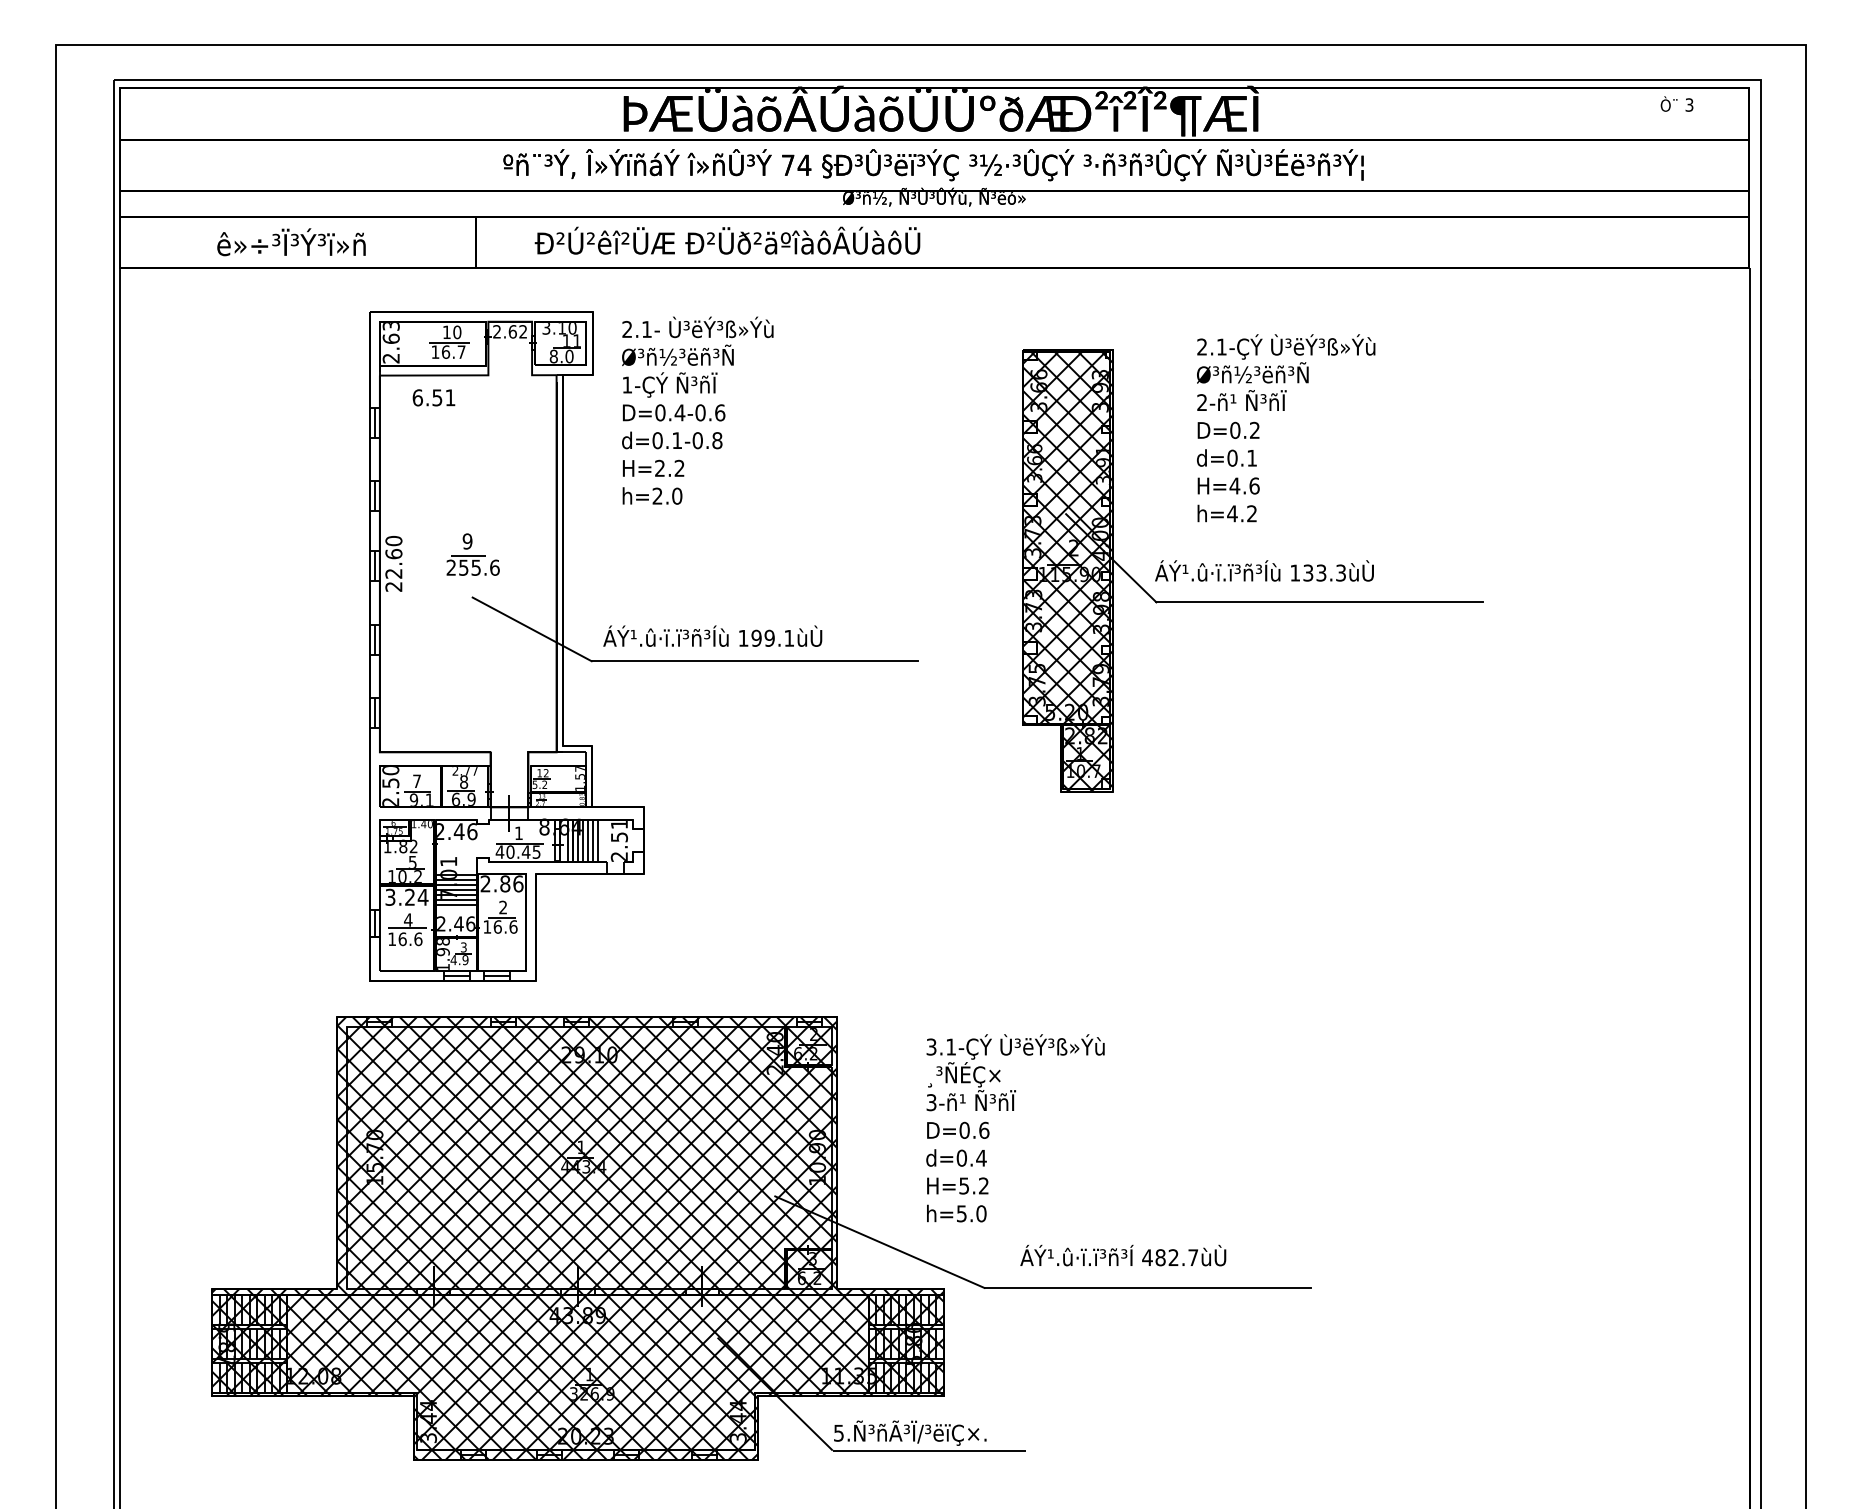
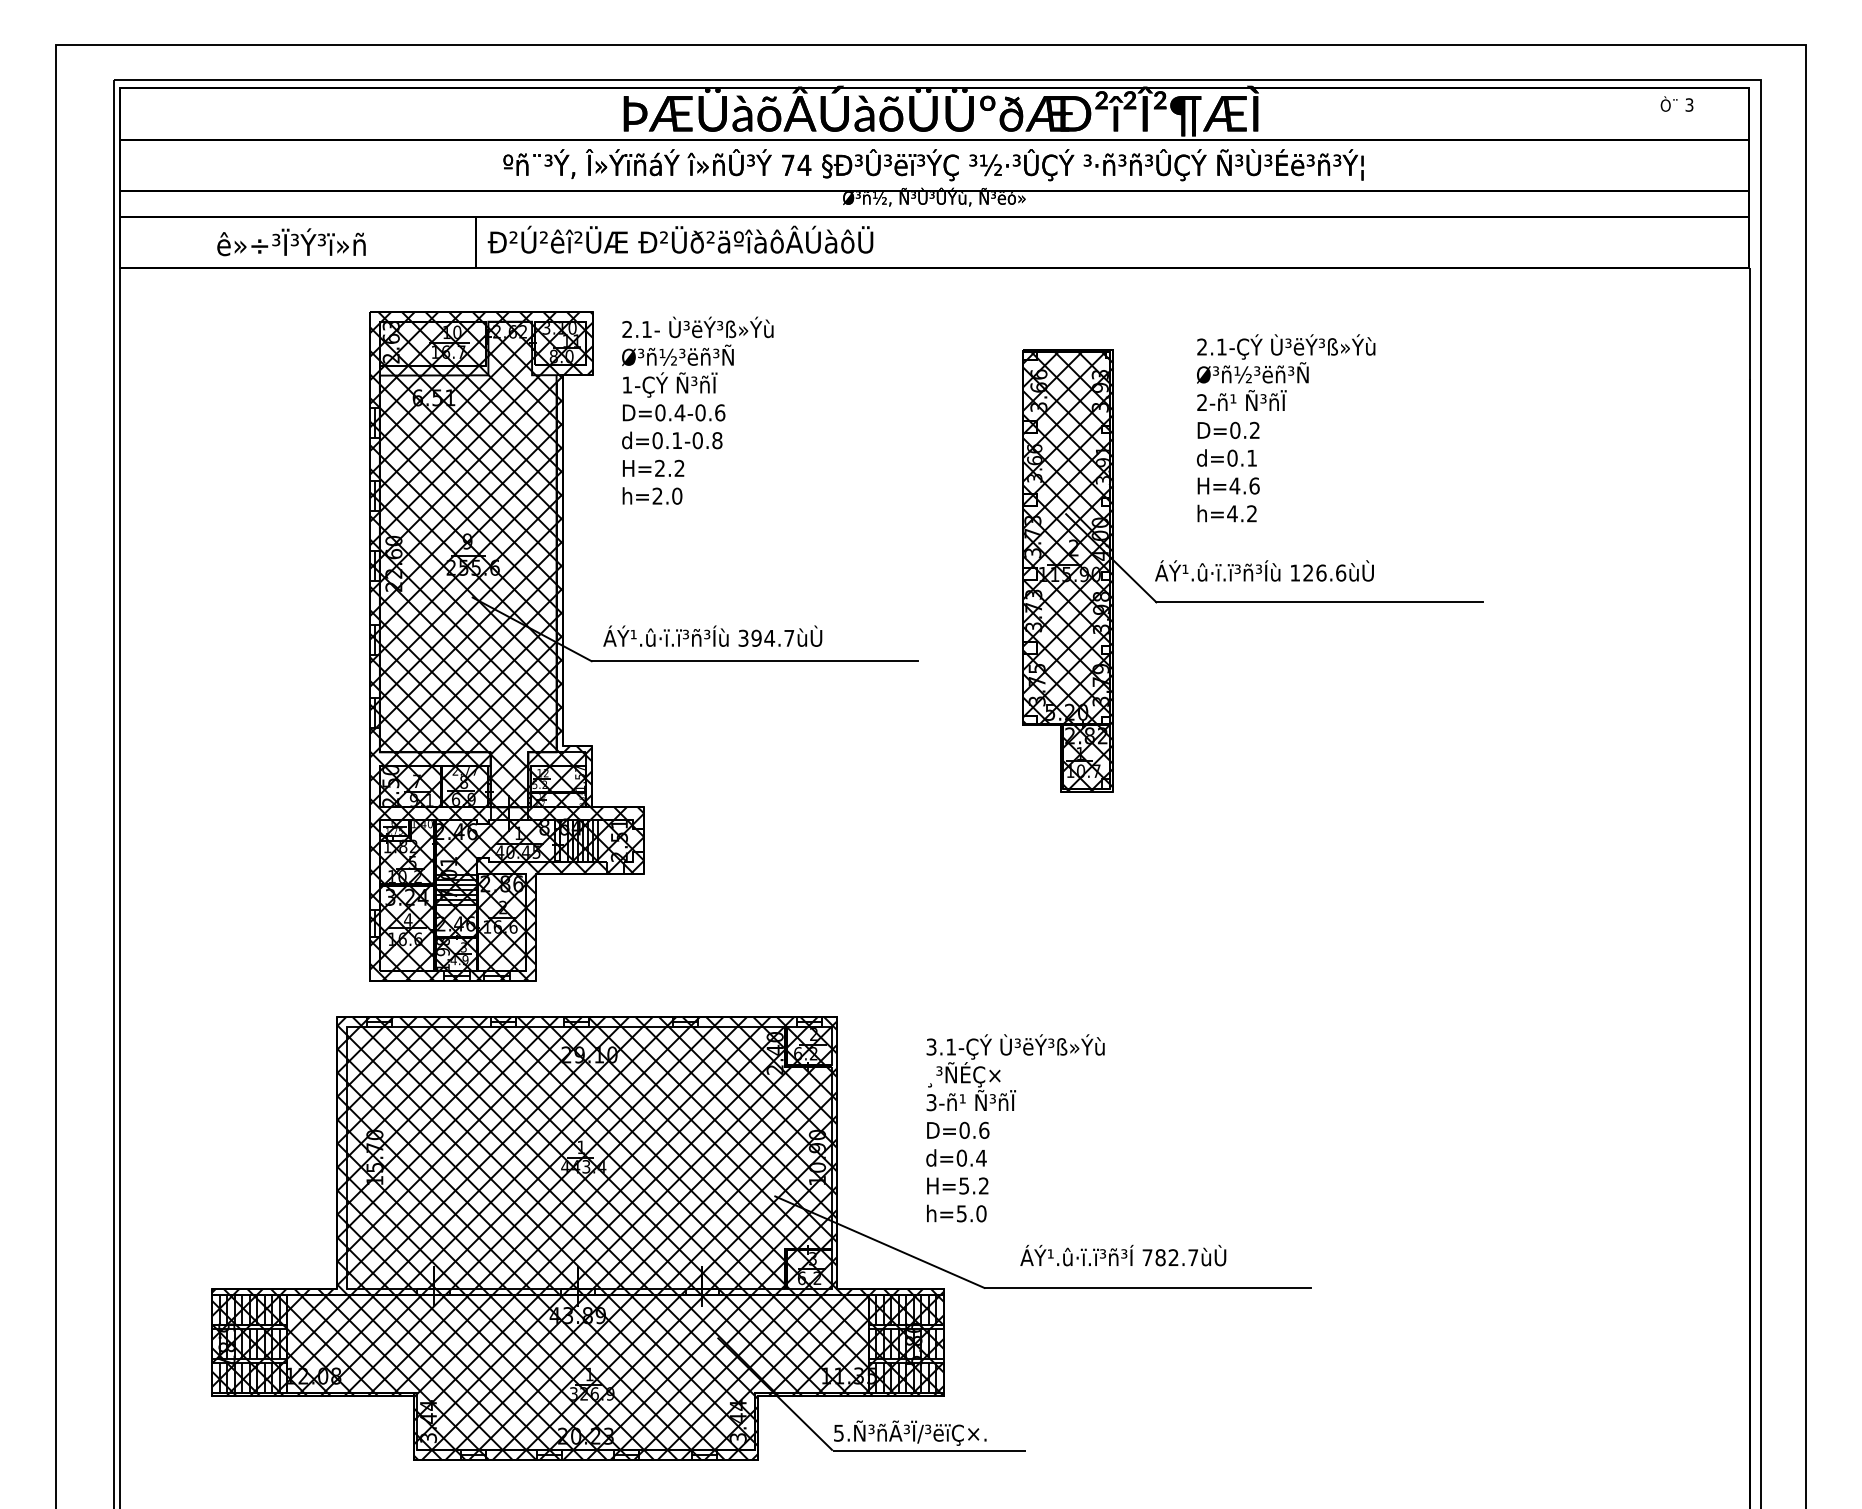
text position: (727, 240) -> (680, 239) (680, 239)
text: 133.3ùÙ -> 126.6ùÙ (1324, 572)
text: 199.1ùÙ -> 394.7ùÙ (766, 637)
hatch: none -> present (506, 646)
text: 482.7ùÙ -> 782.7ùÙ (1147, 1257)
